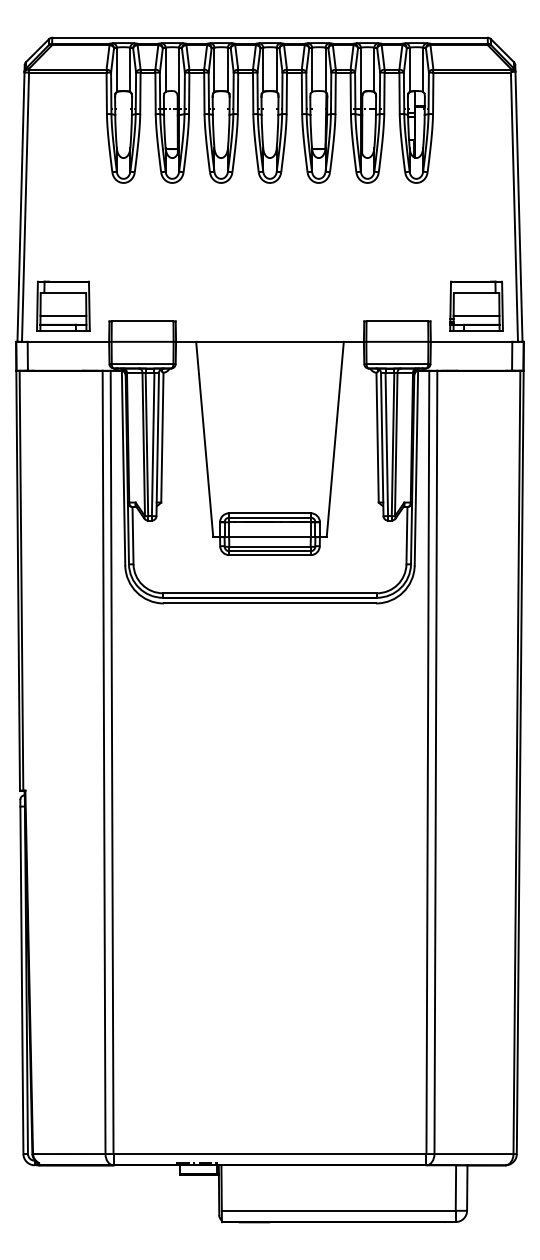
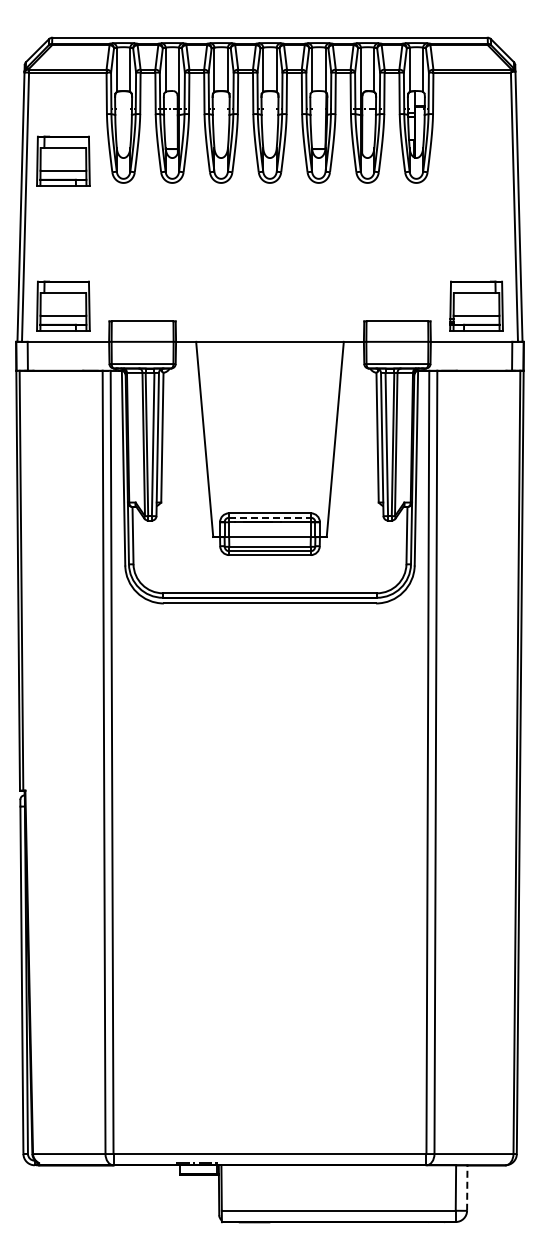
part: none -> present (63, 160)
line: solid -> dashed (269, 517)
line: solid -> dashed (467, 1188)
